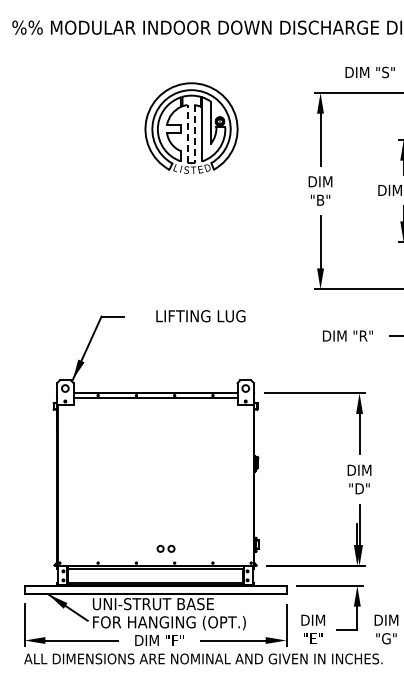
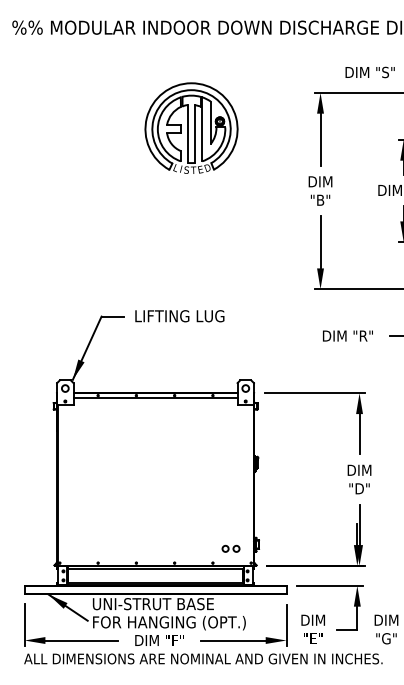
line: dashed -> solid (187, 133)
line: dashed -> solid (195, 134)
text position: (200, 316) -> (179, 316) (179, 316)
part position: (165, 548) -> (230, 548) (230, 548)
